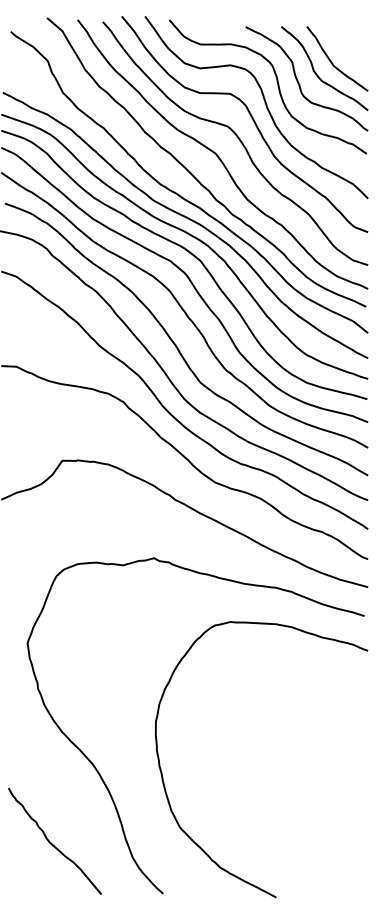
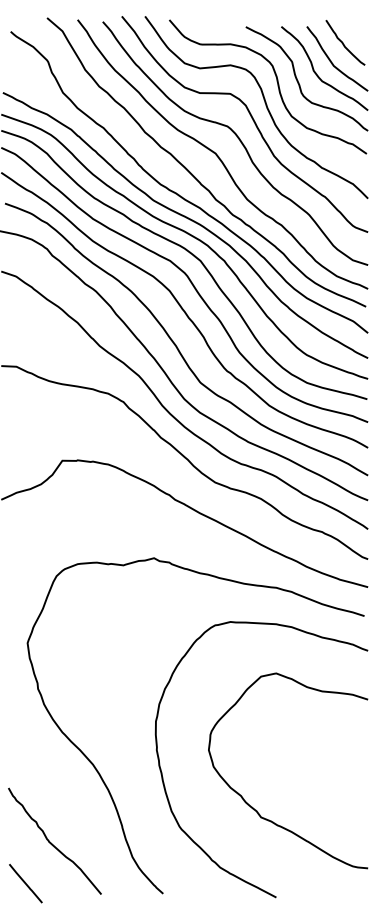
curve: none -> present (343, 42)
curve: none -> present (256, 809)
line: none -> present (25, 883)
